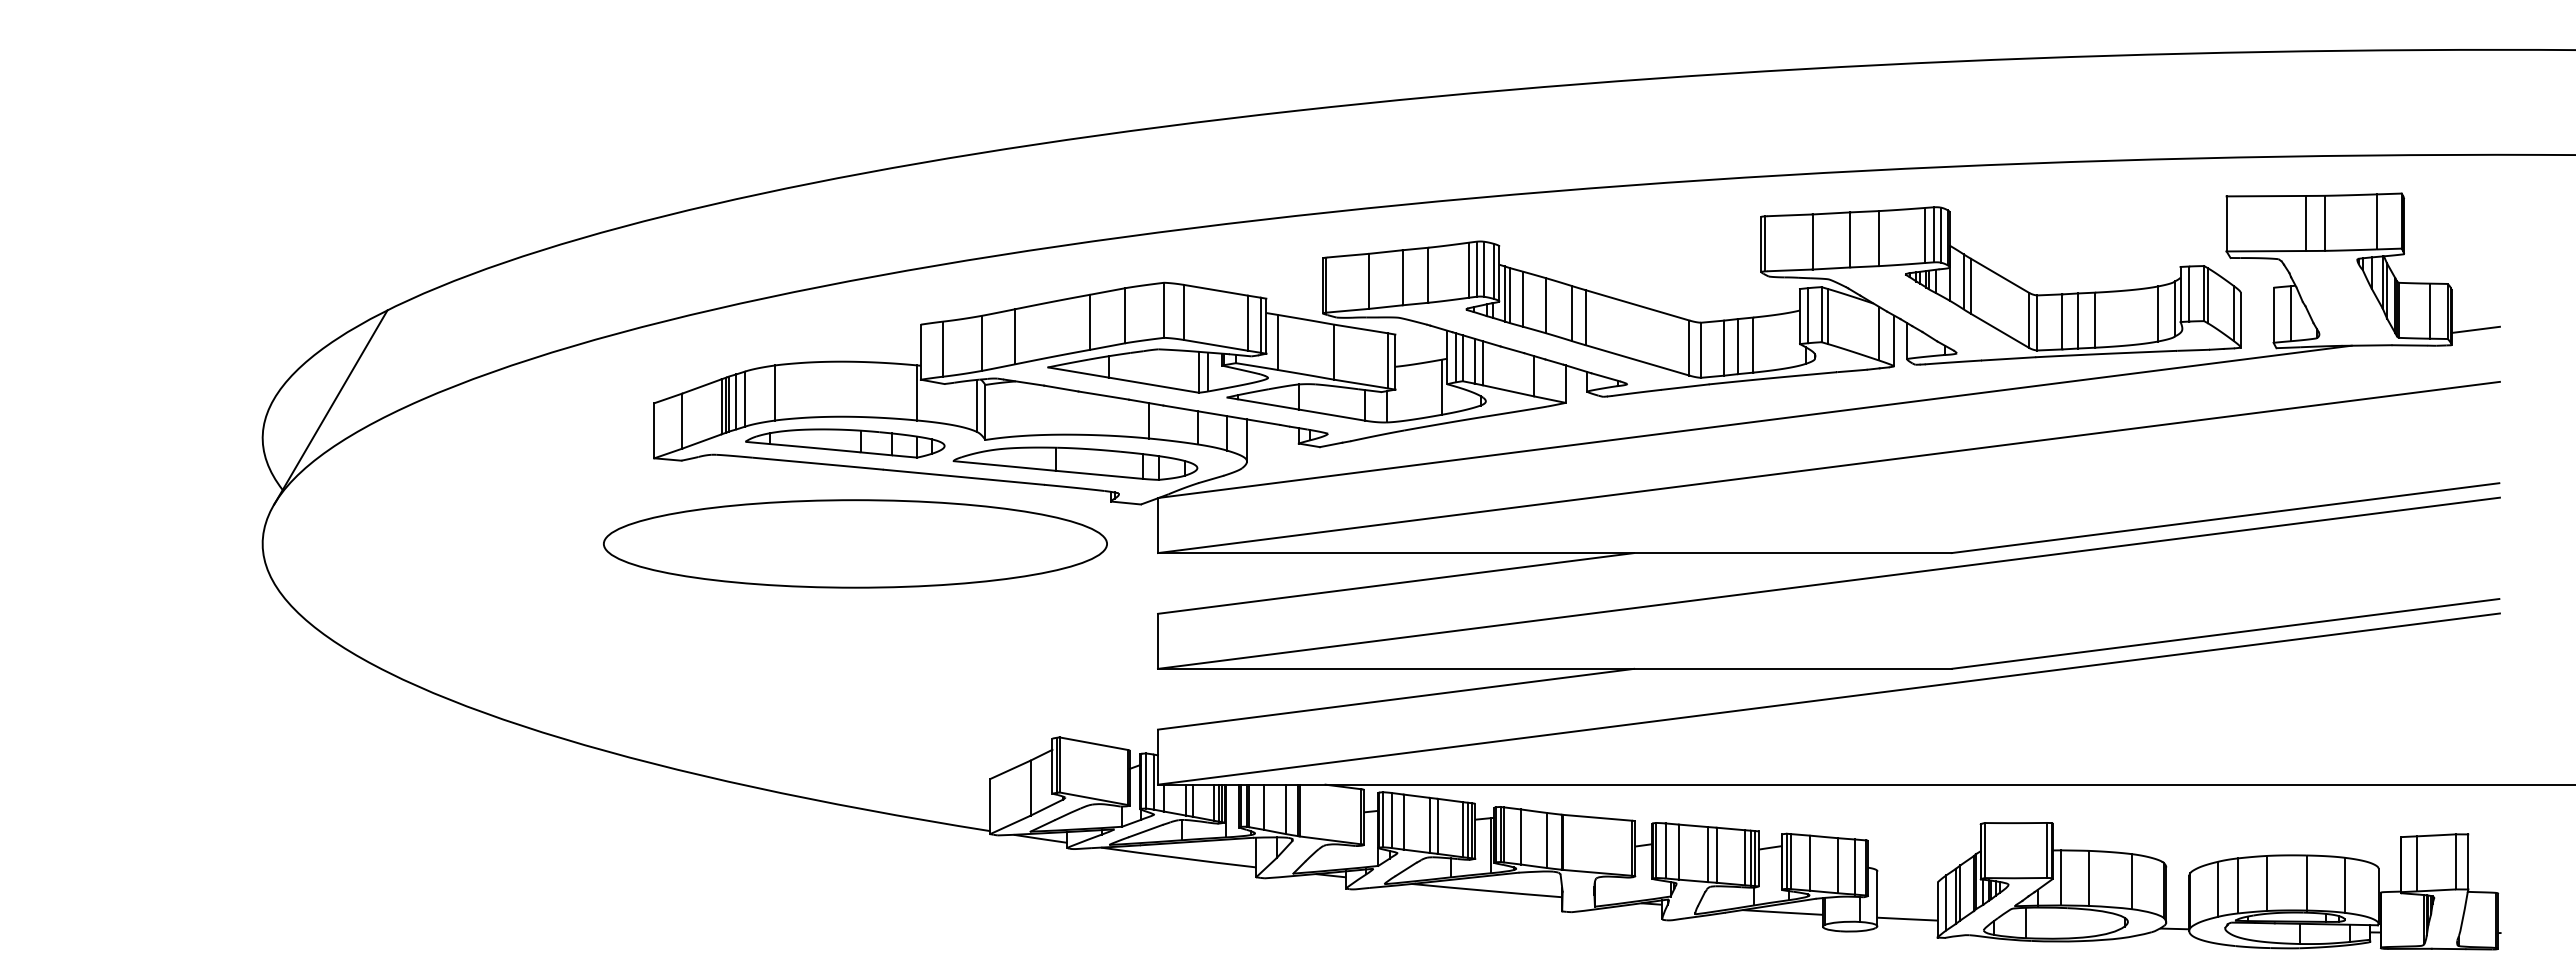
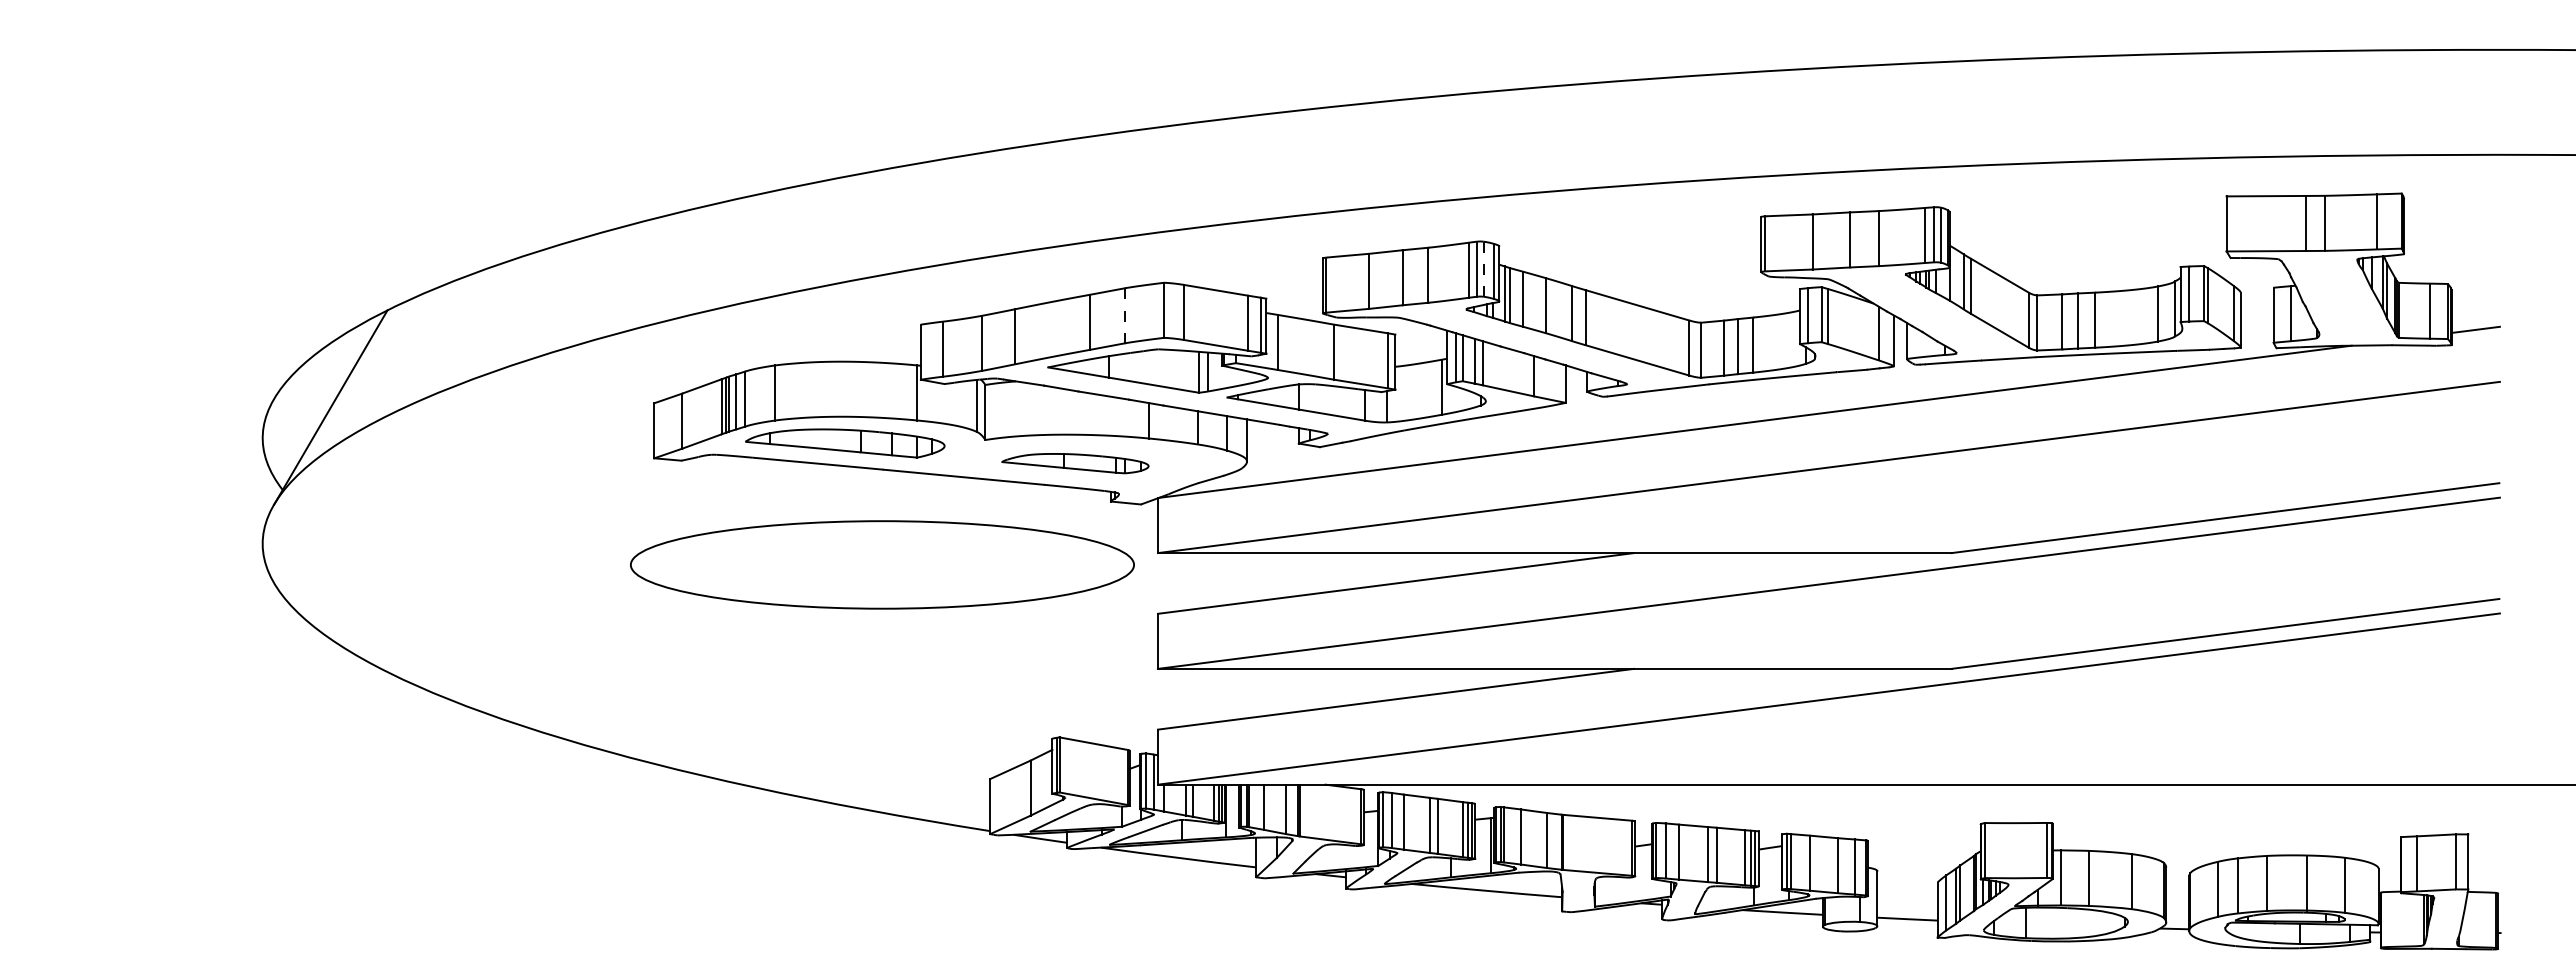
line: solid -> dashed (1483, 269)
line: solid -> dashed (1124, 315)
part size: 247x35 px -> 149x22 px (1075, 463)
part position: (855, 543) -> (882, 564) (882, 564)
